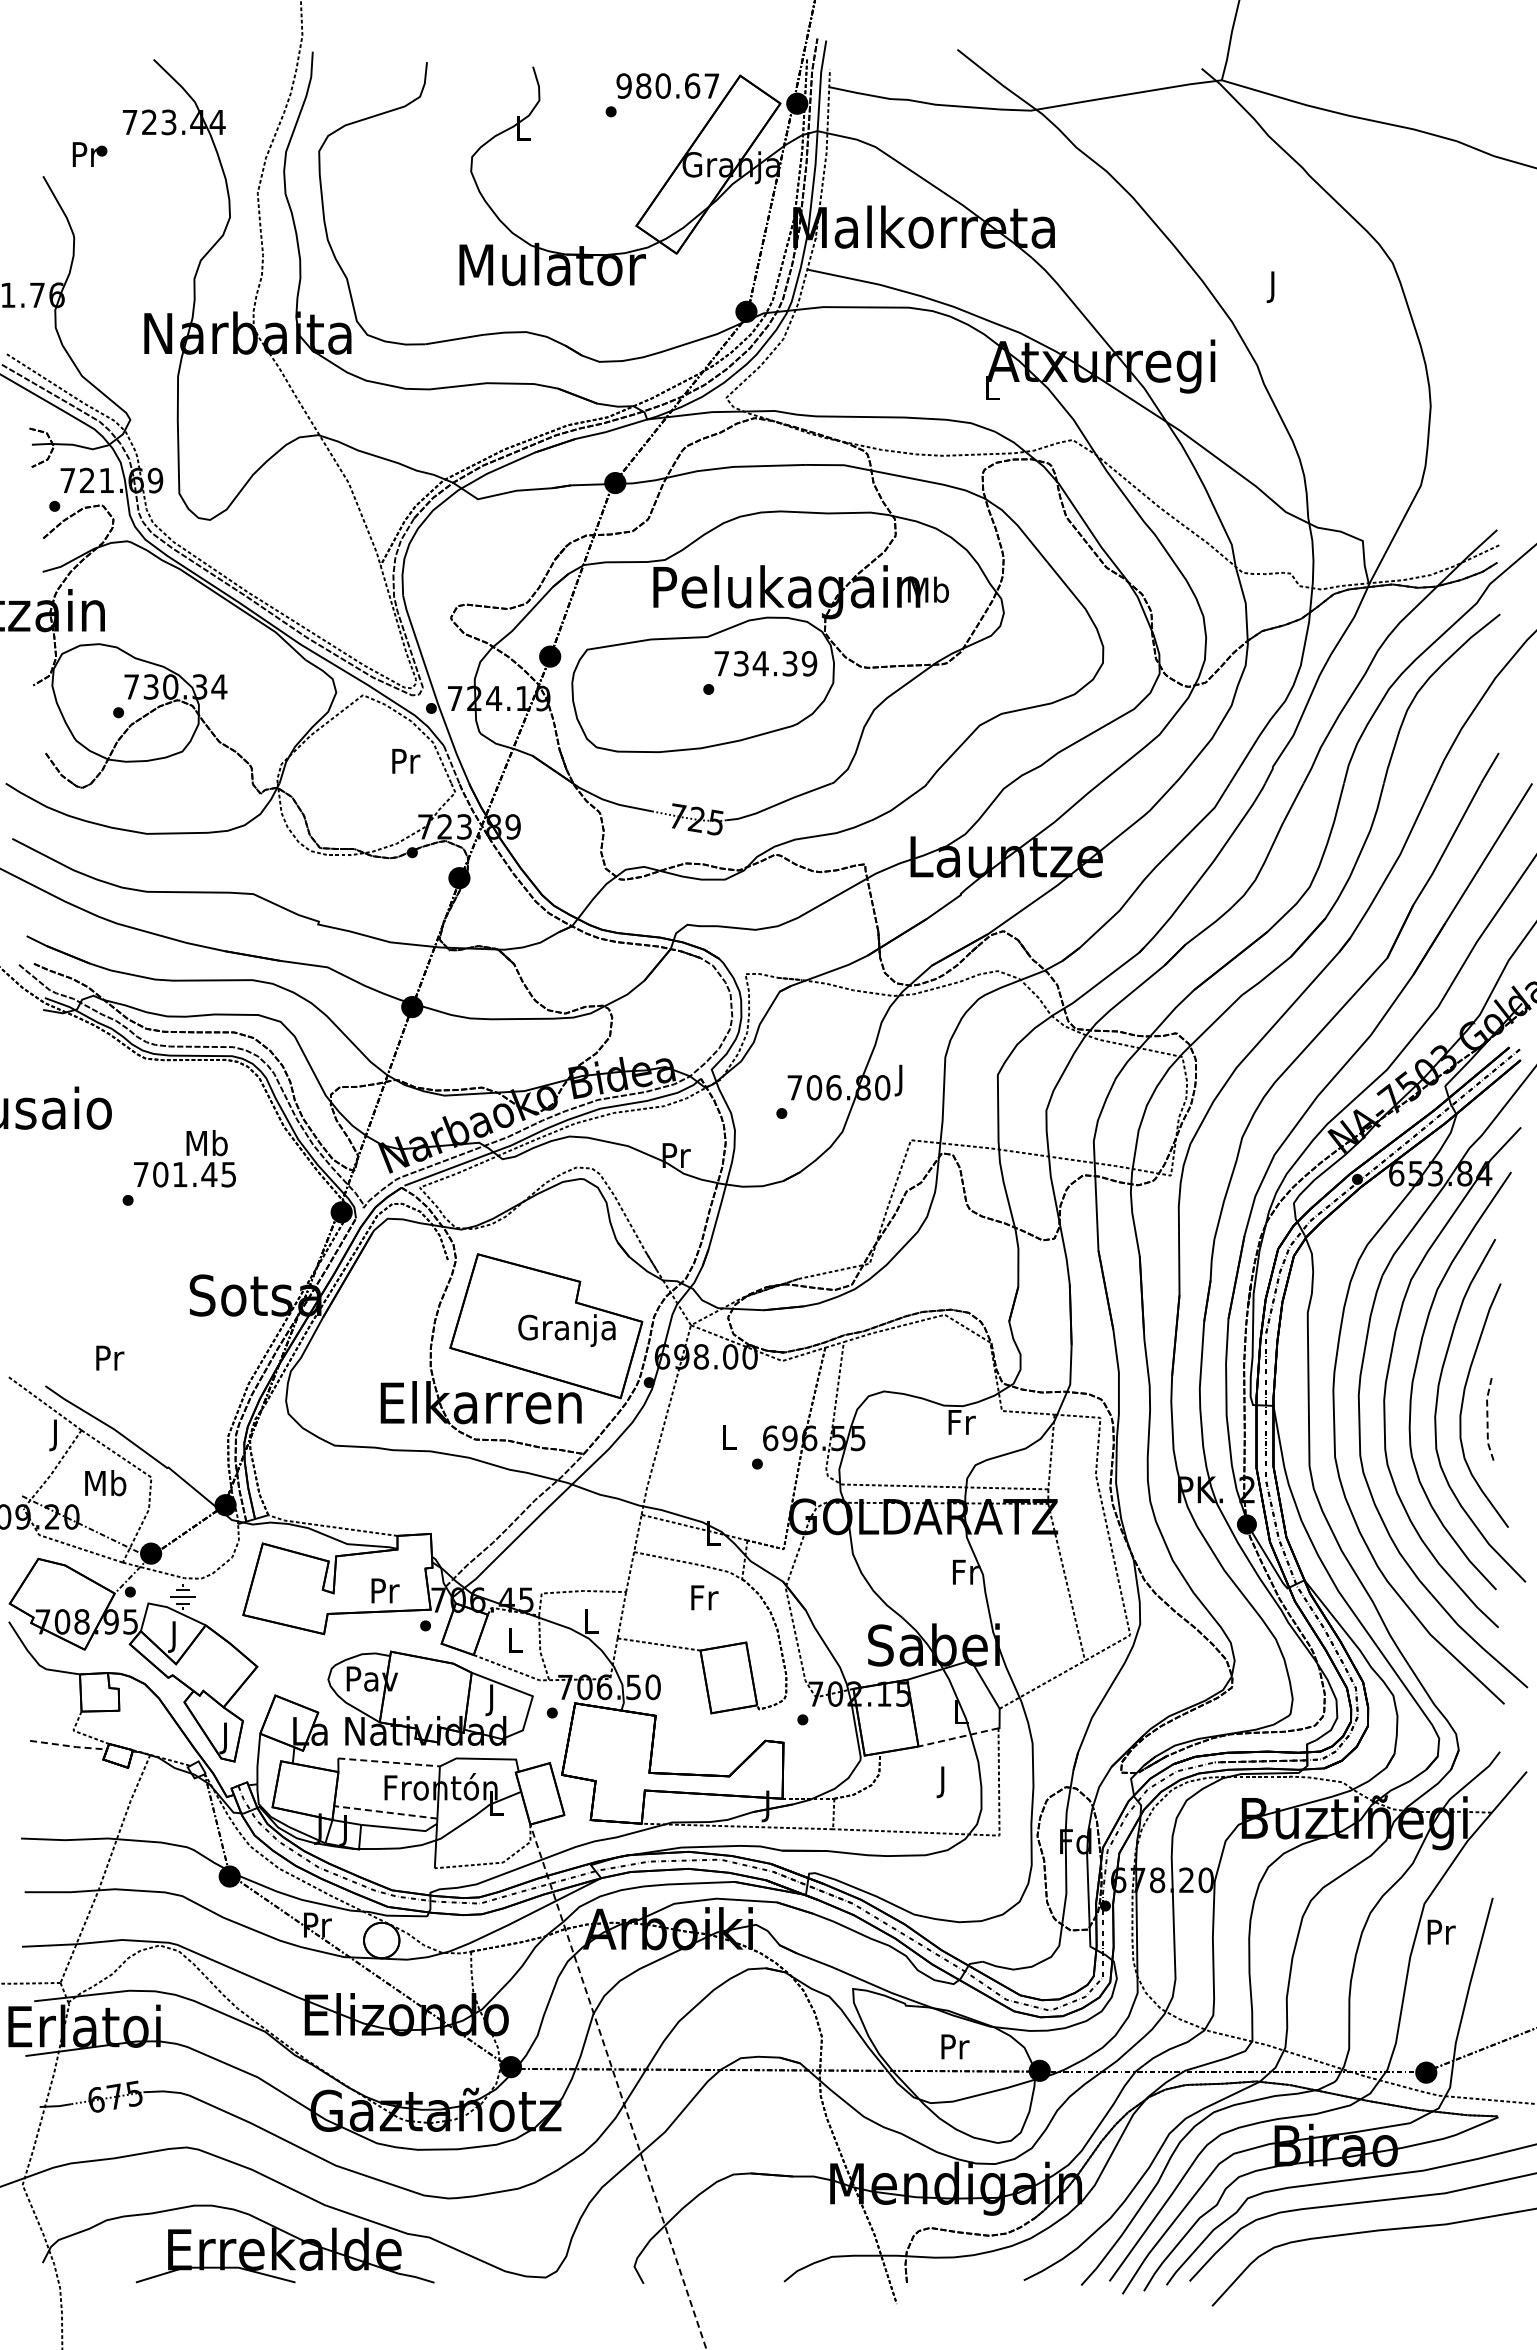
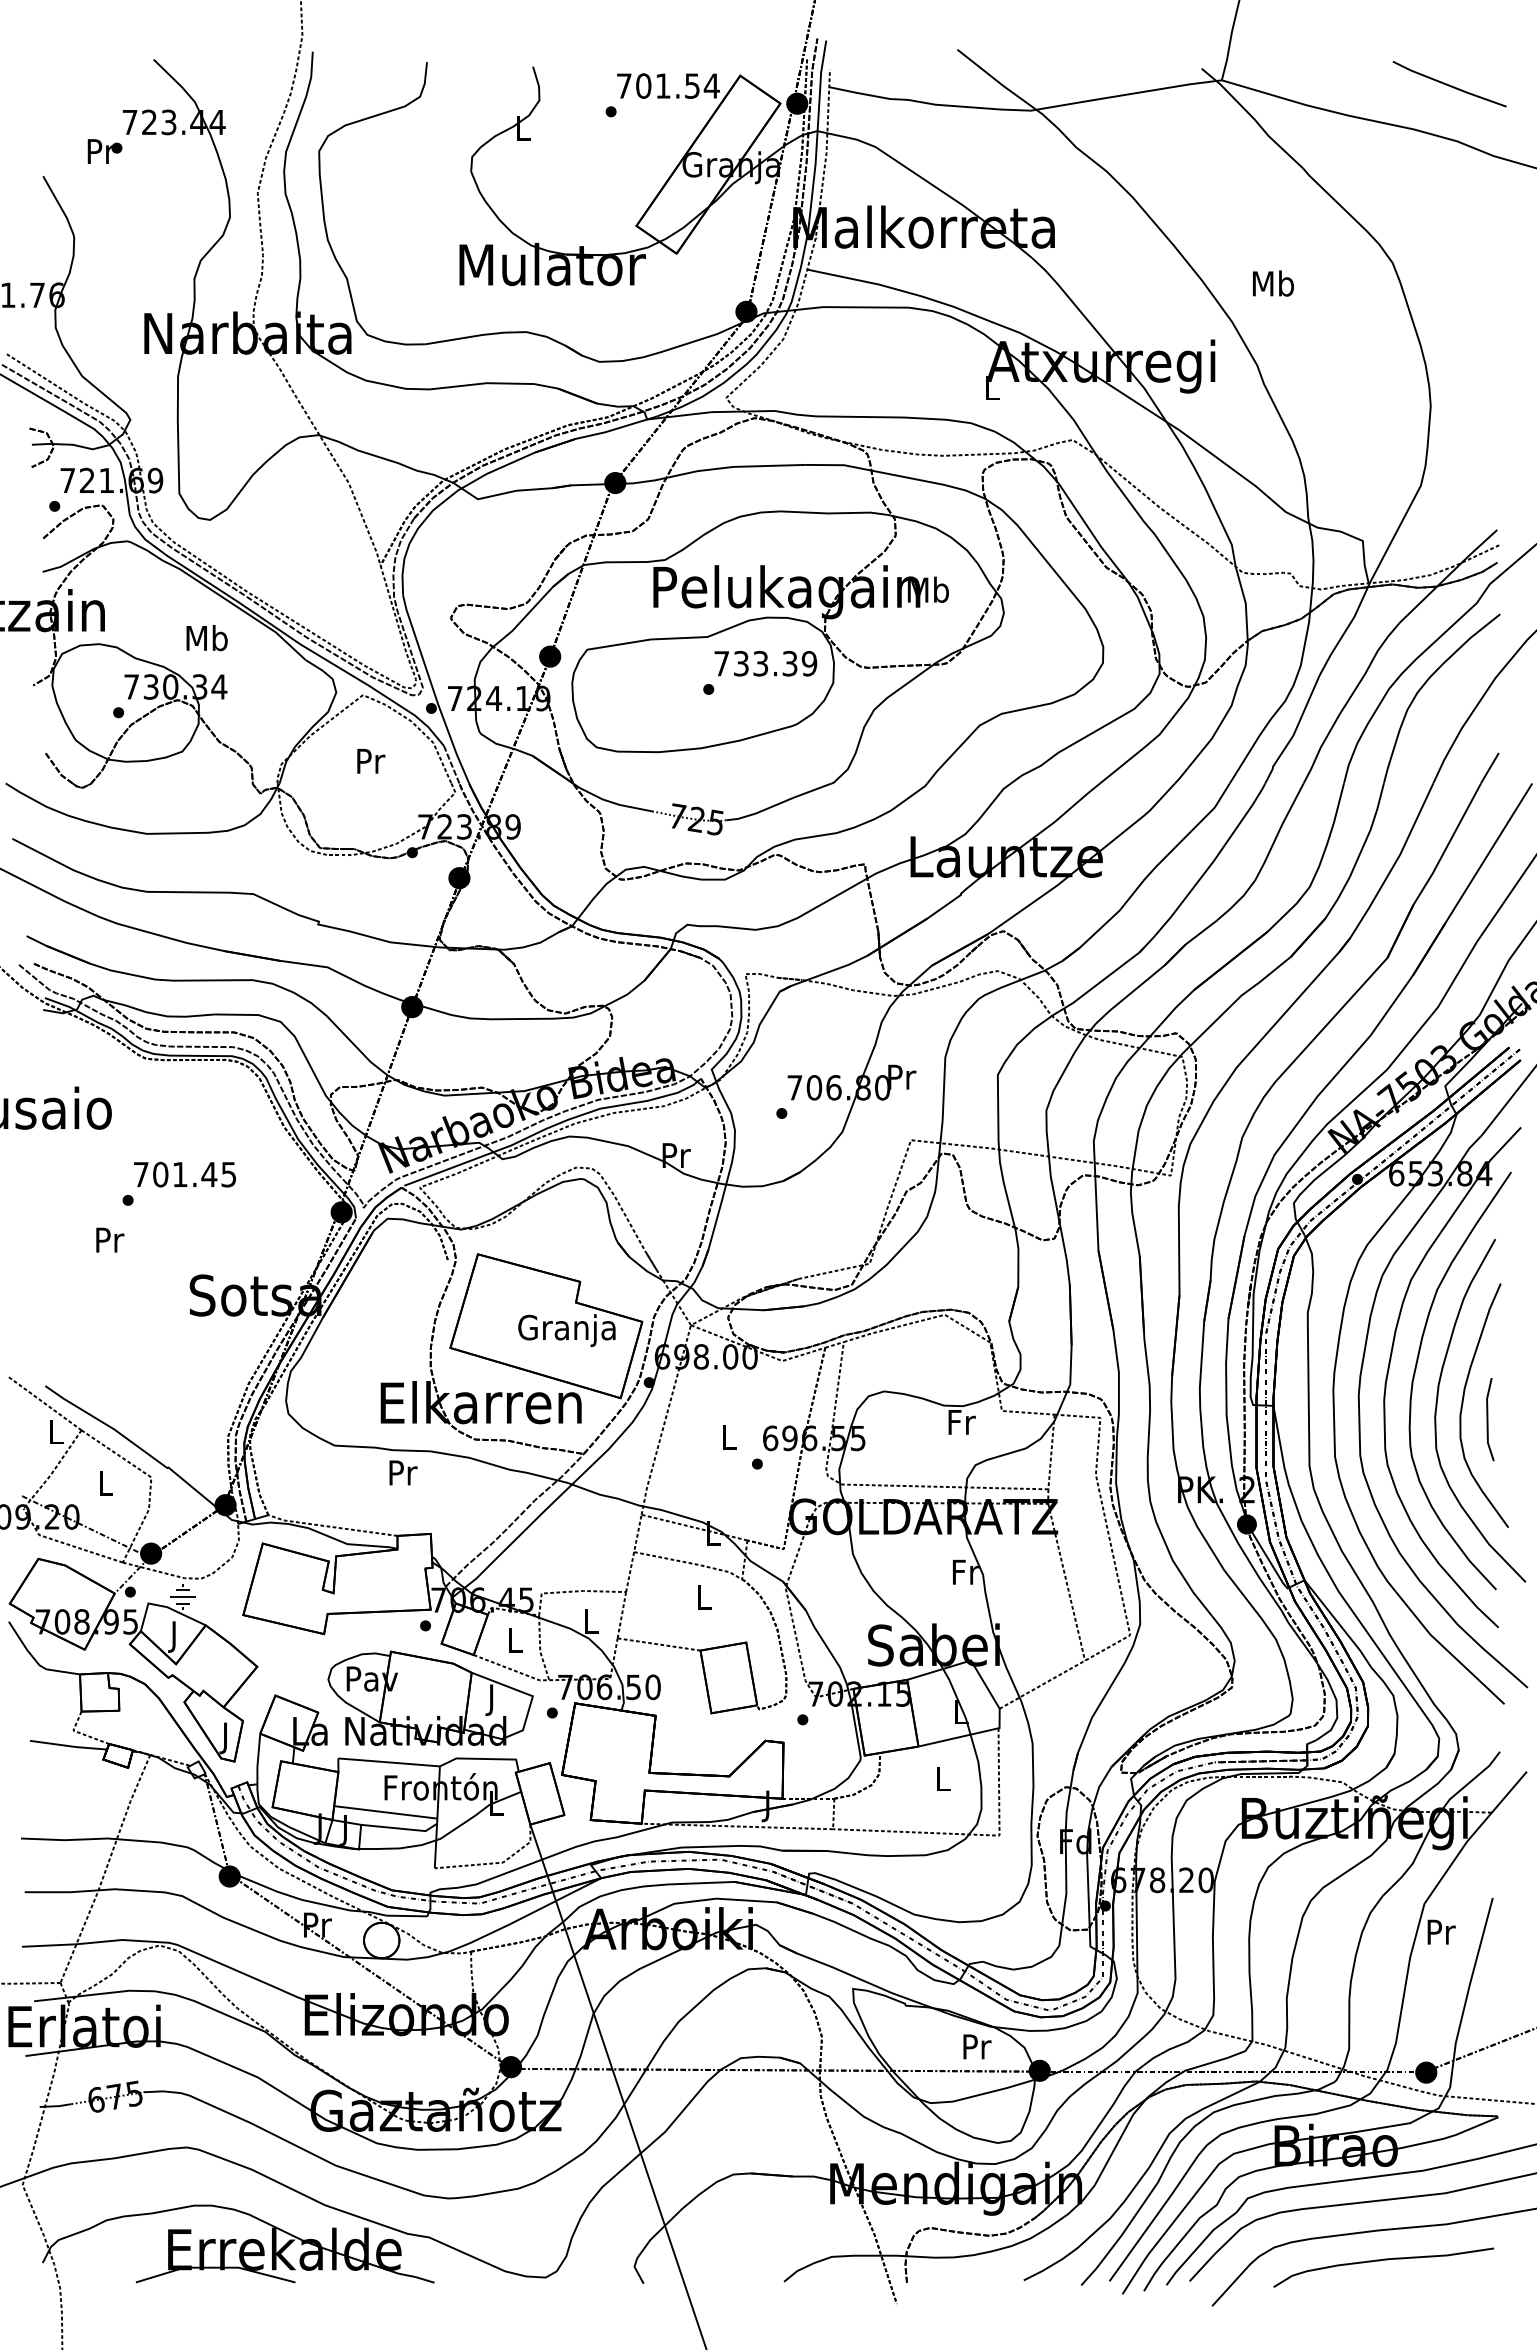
line: none -> present (1449, 84)
text: 980.67 -> 701.54 (667, 85)
text position: (89, 154) -> (104, 151) (104, 151)
text: J -> Mb (1272, 286)
text: 734.39 -> 733.39 (760, 663)
text position: (406, 761) -> (371, 761) (371, 761)
text: J -> Pr (902, 1080)
text position: (206, 1143) -> (206, 638) (206, 638)
text position: (110, 1357) -> (110, 1239) (110, 1239)
line: dashed -> solid (1487, 1420)
text: J -> L (56, 1435)
text: Mb -> L (105, 1483)
text position: (385, 1590) -> (403, 1472) (403, 1472)
text: Fr -> L (704, 1597)
line: dashed -> solid (958, 1737)
line: dashed -> solid (69, 1746)
line: dashed -> solid (389, 1762)
text: J -> L (943, 1782)
line: dashed -> solid (385, 1812)
text position: (955, 2046) -> (977, 2046) (977, 2046)
line: dashed -> solid (618, 2086)
curve: none -> present (1380, 2261)
